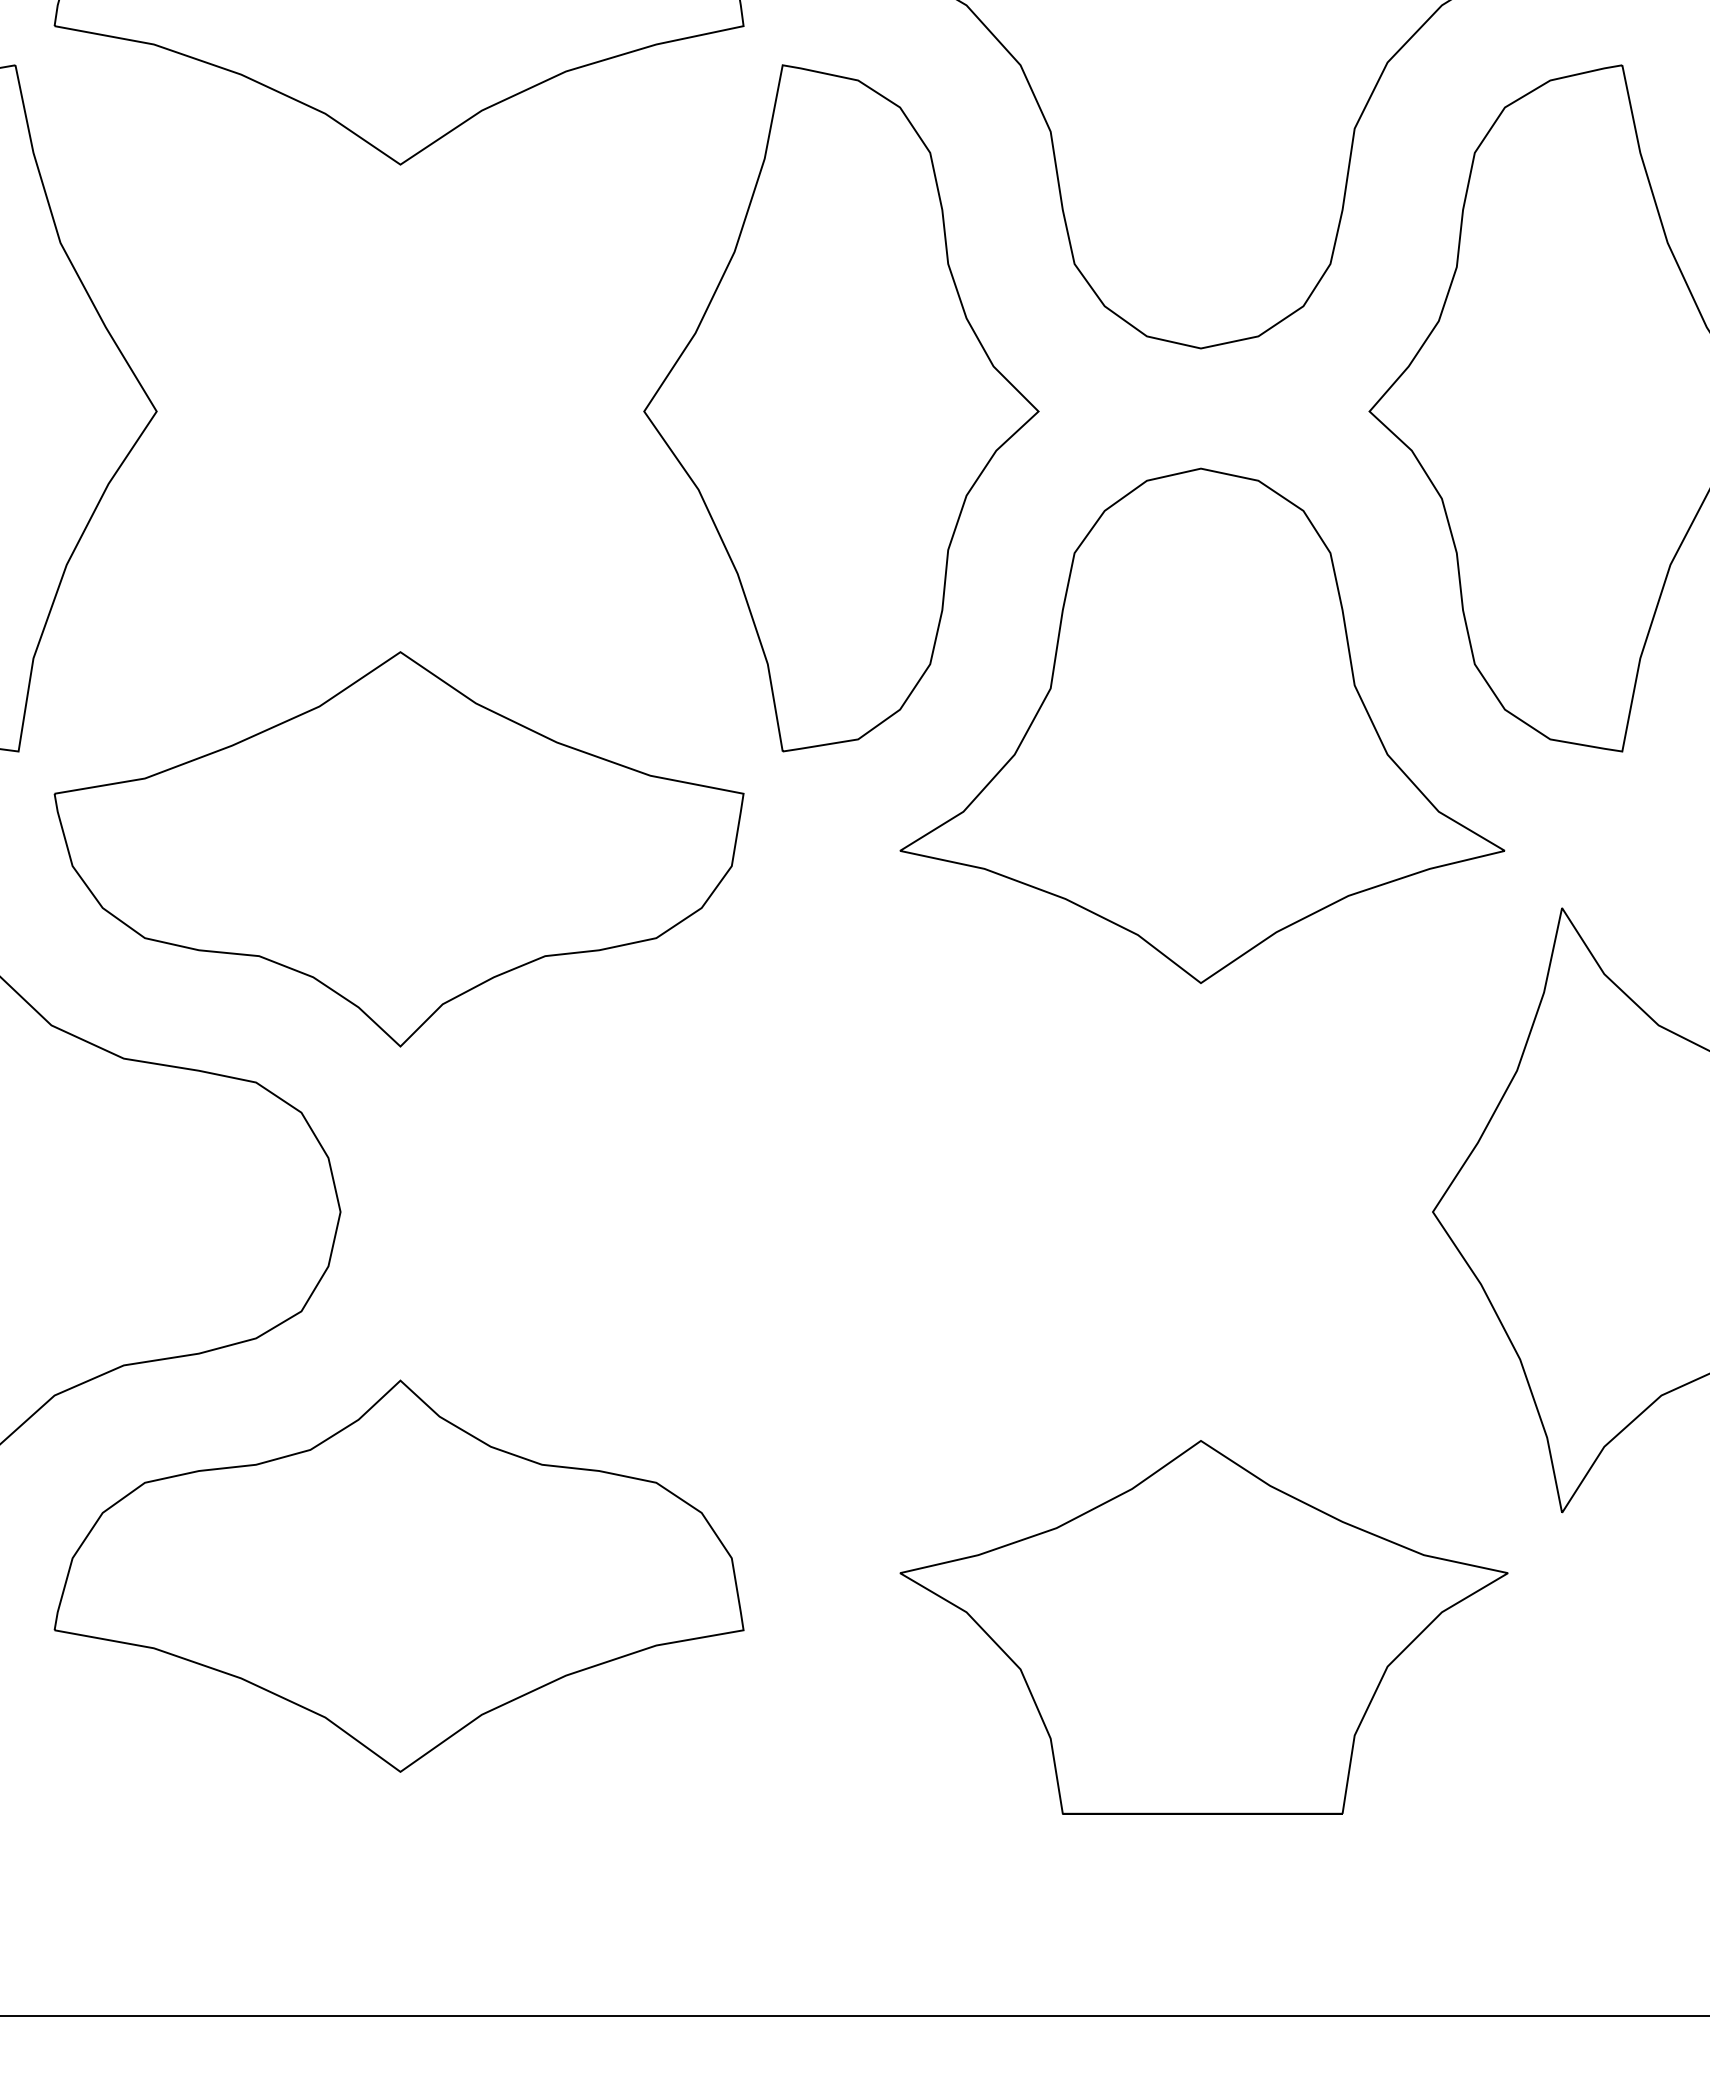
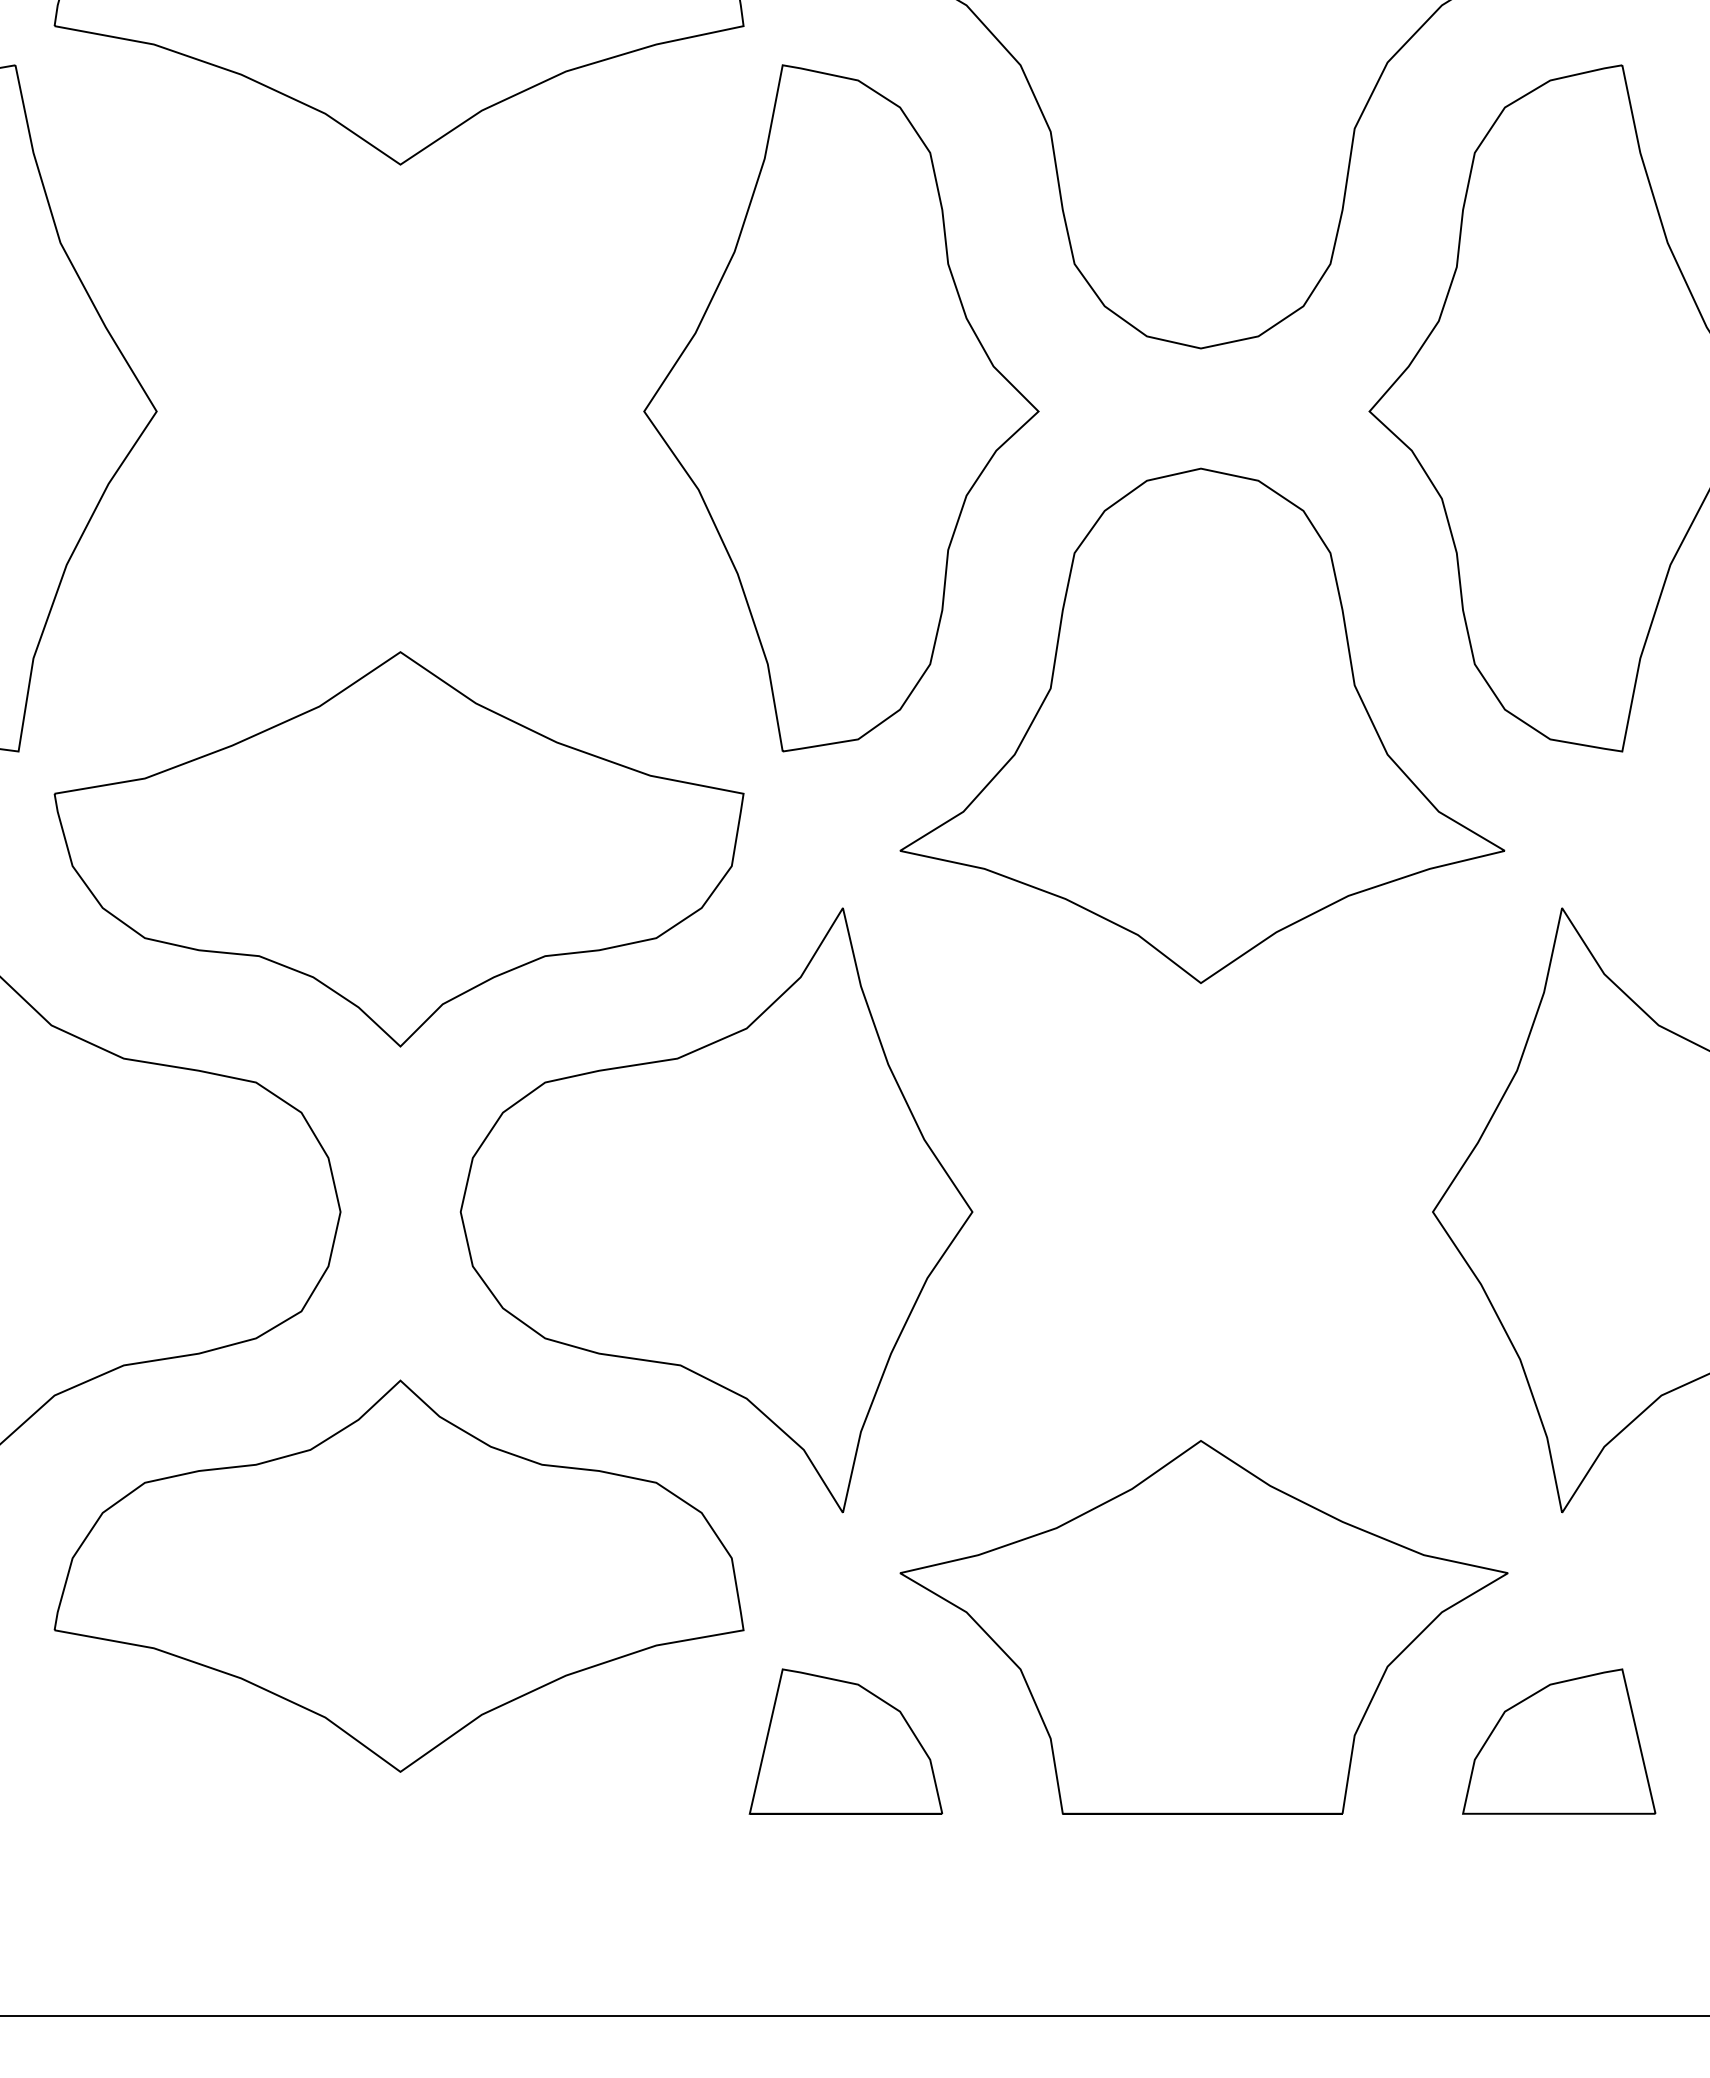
part: none -> present (716, 1210)
part: none -> present (845, 1741)
part: none -> present (1559, 1741)
